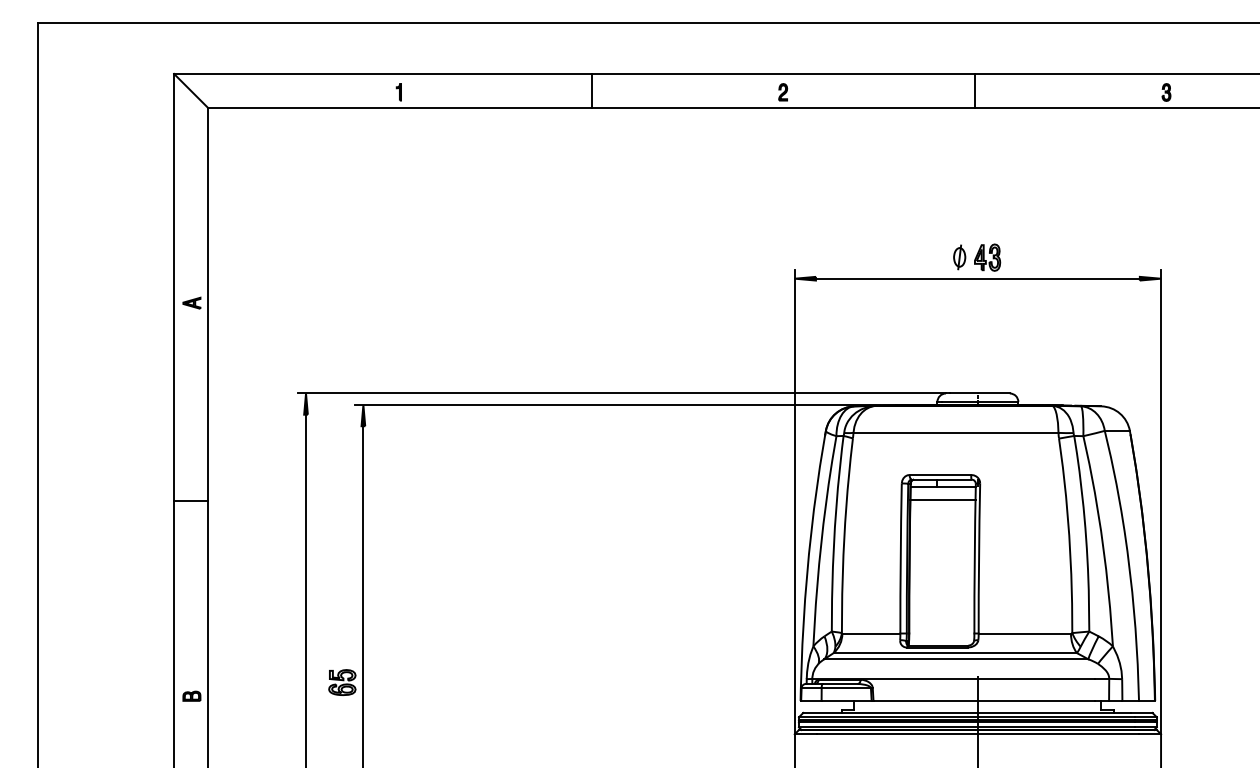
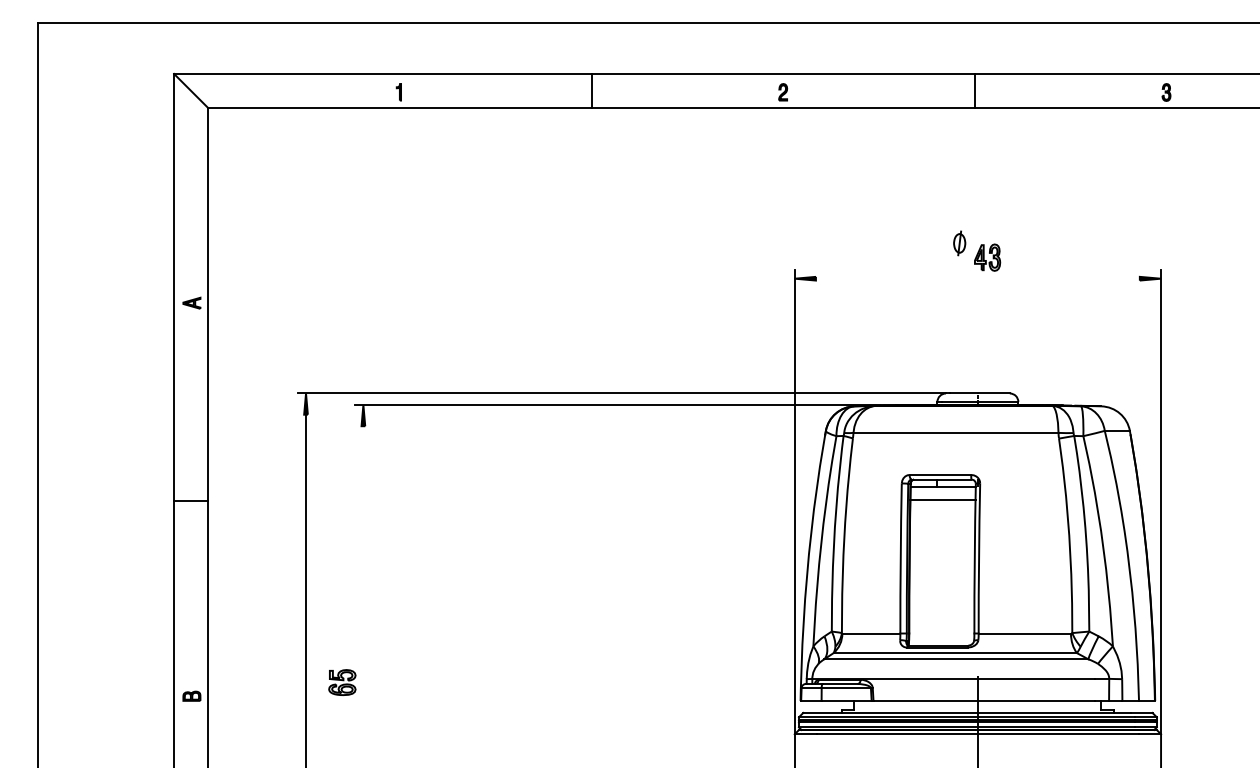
part position: (959, 257) -> (959, 243) (959, 243)
line: present -> none (977, 278)
line: present -> none (363, 595)
